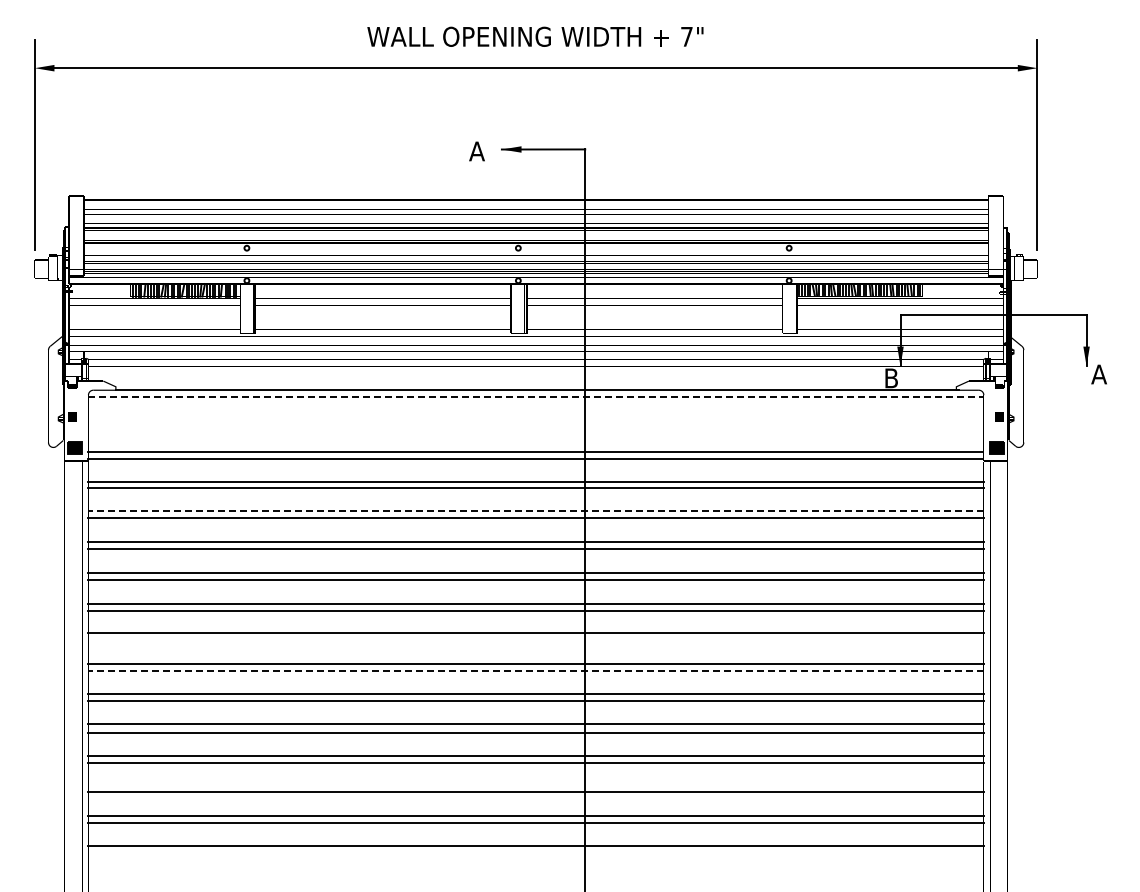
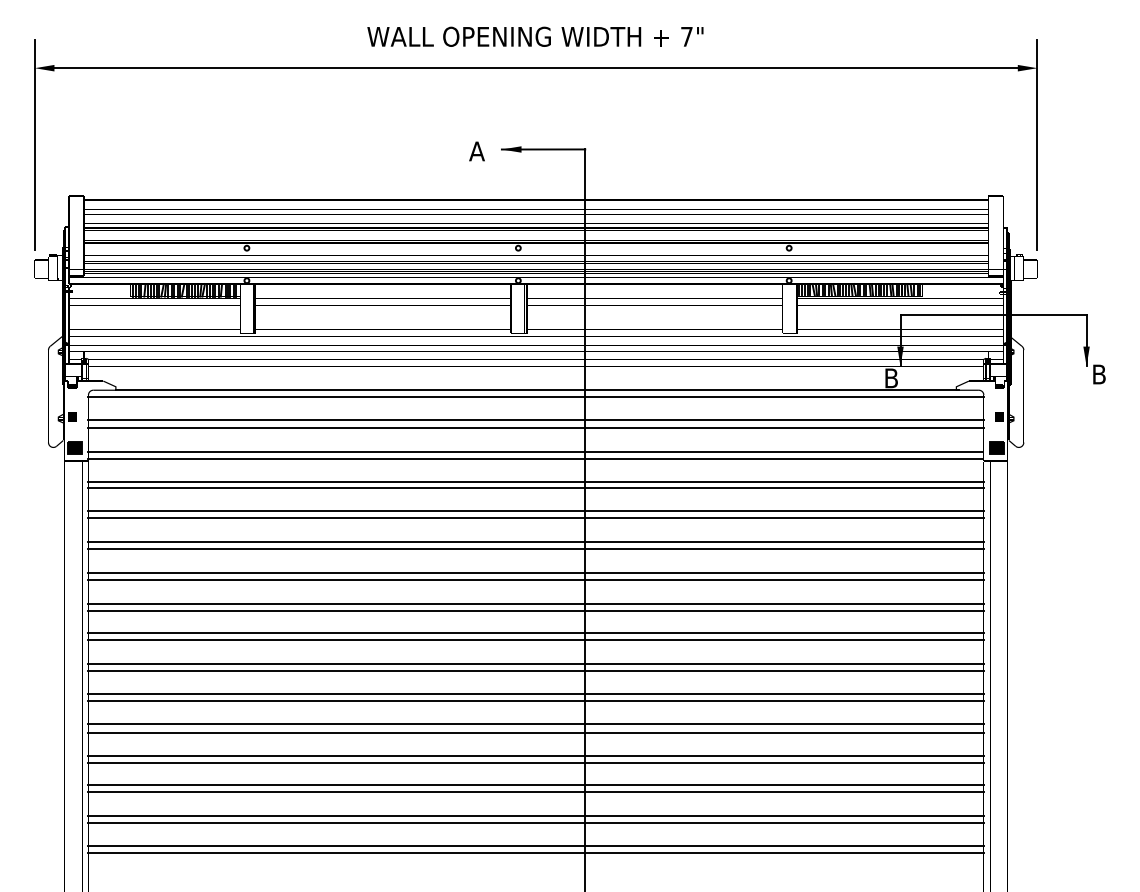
text: A -> B (1098, 374)
line: dashed -> solid (536, 397)
line: none -> present (535, 419)
line: none -> present (535, 427)
line: dashed -> solid (536, 511)
line: none -> present (535, 640)
line: dashed -> solid (536, 671)
line: none -> present (535, 785)
line: none -> present (535, 852)
